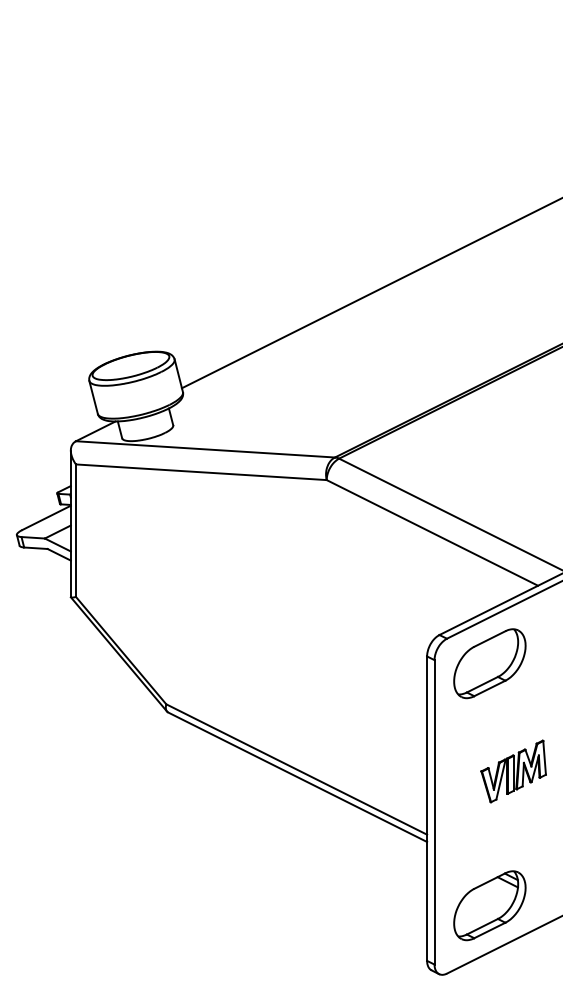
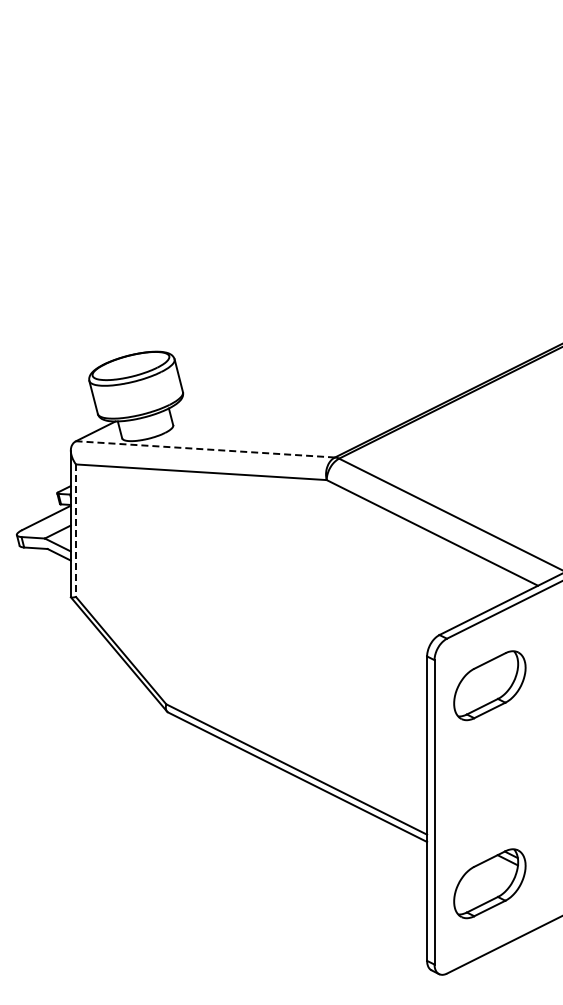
line: present -> none (370, 293)
line: solid -> dashed (205, 449)
line: solid -> dashed (76, 531)
part position: (489, 663) -> (489, 685) (489, 685)
part: present -> none (513, 771)
part position: (489, 905) -> (489, 883) (489, 883)
